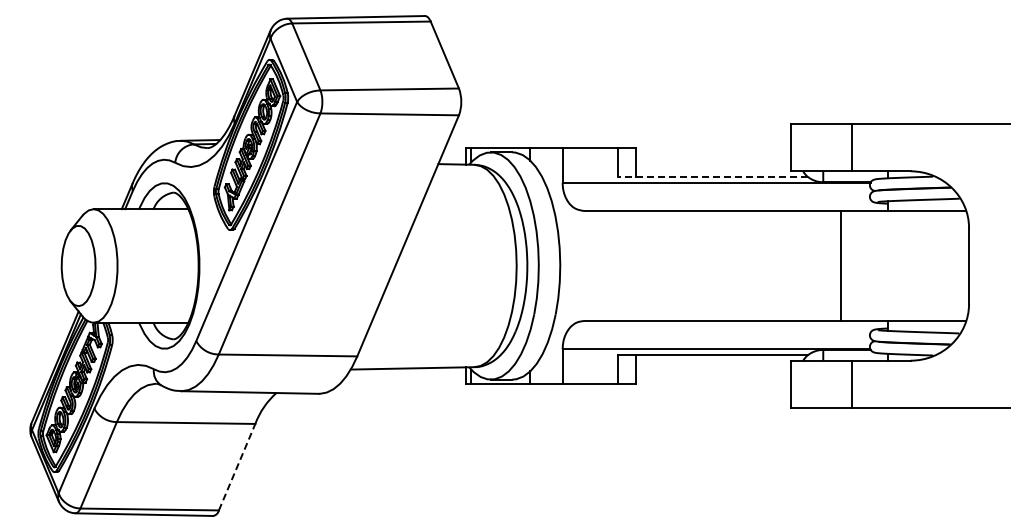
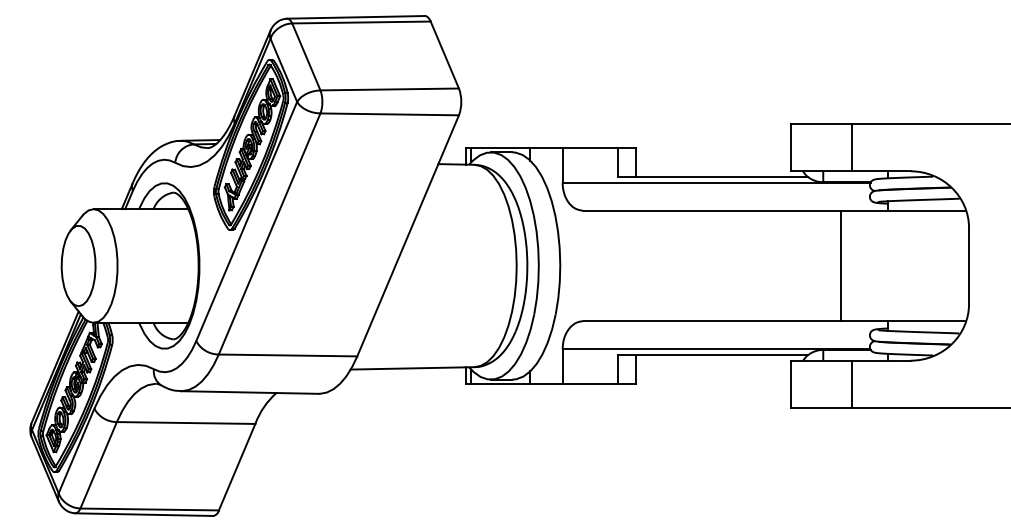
line: dashed -> solid (713, 176)
line: dashed -> solid (237, 467)
